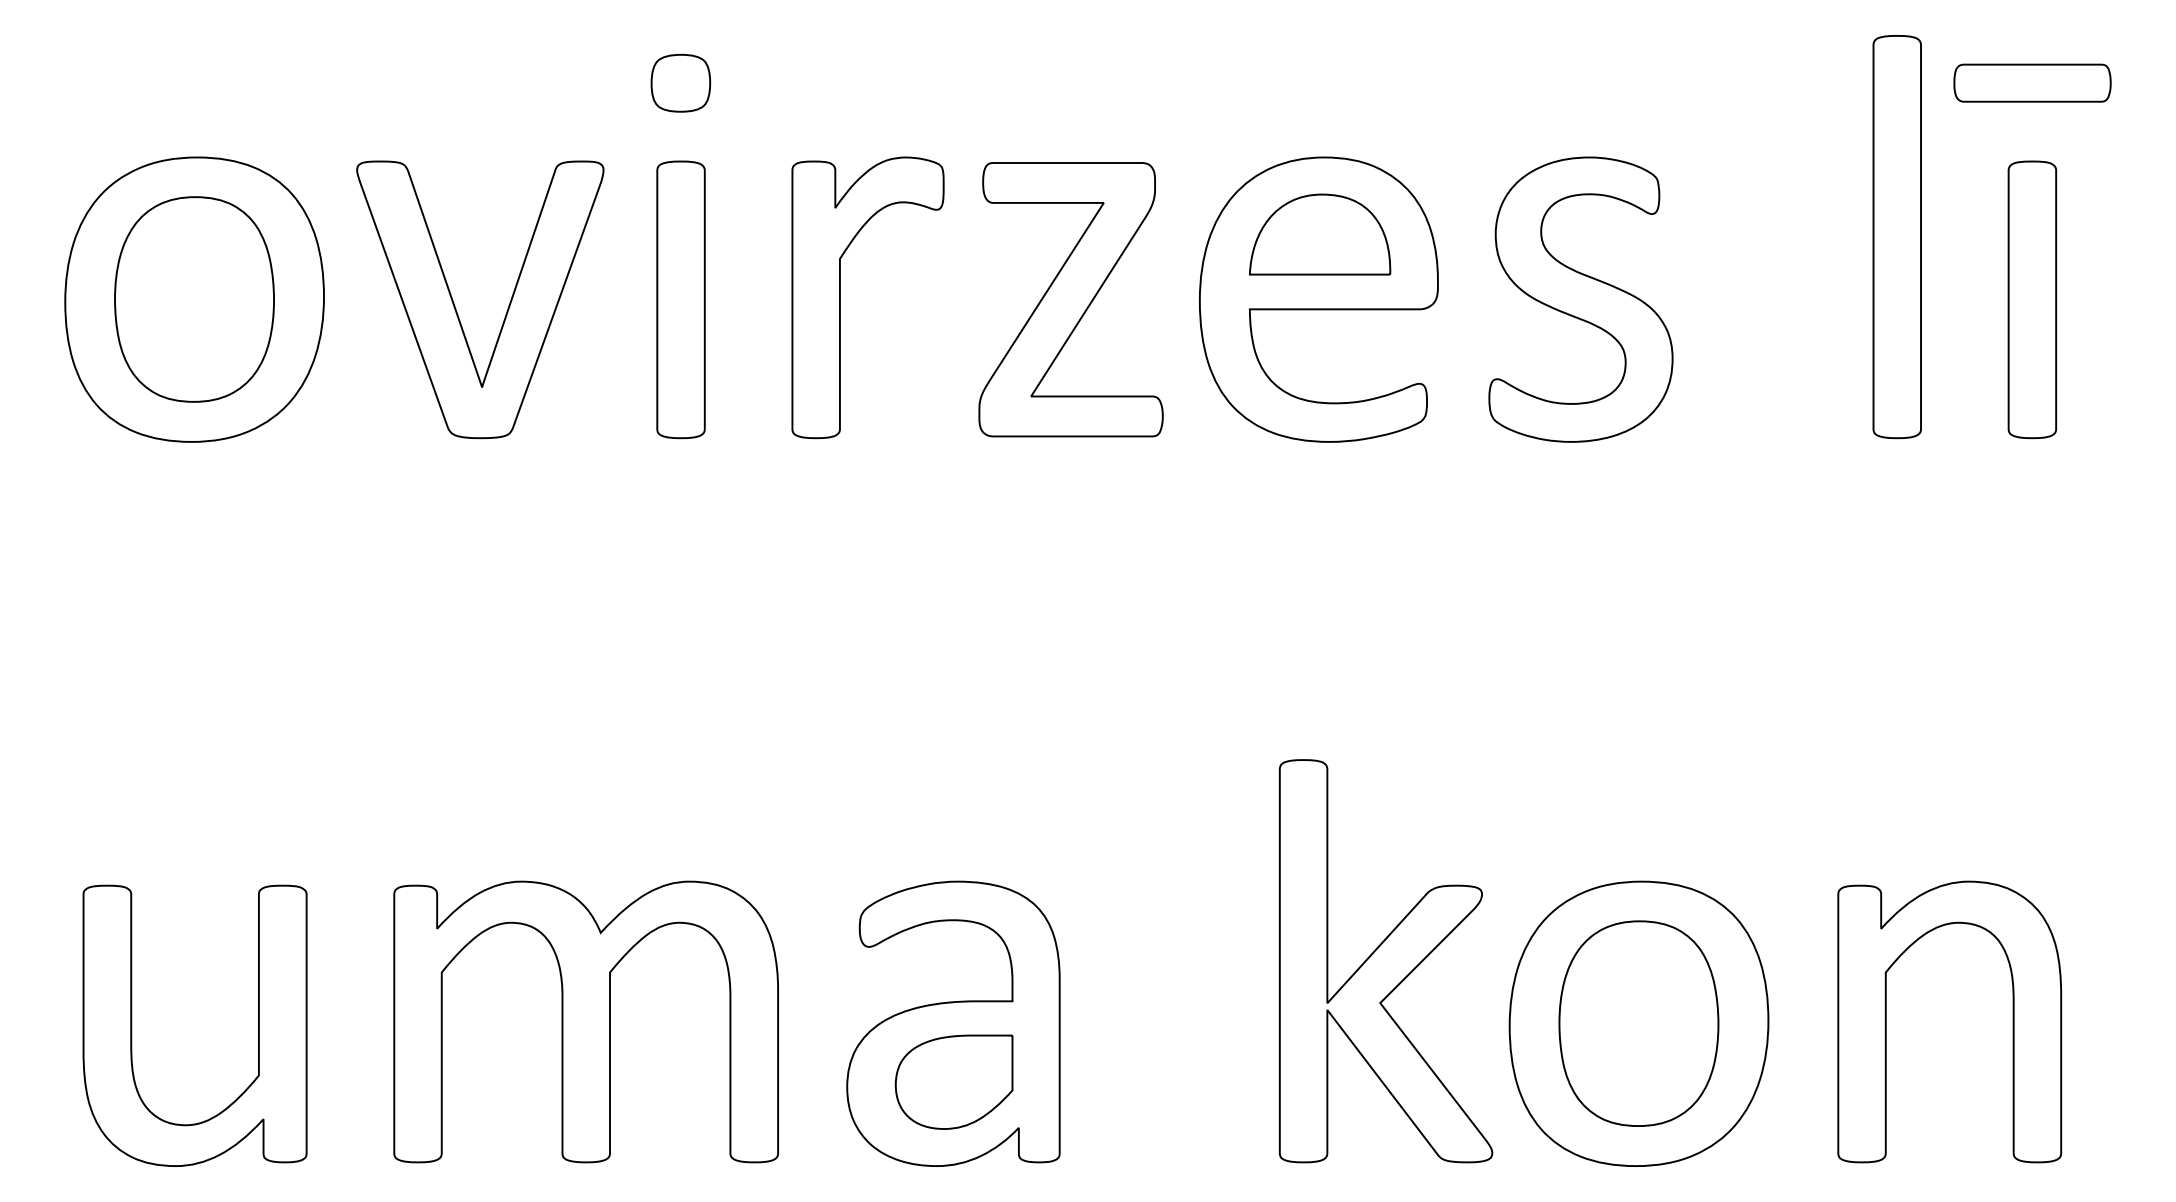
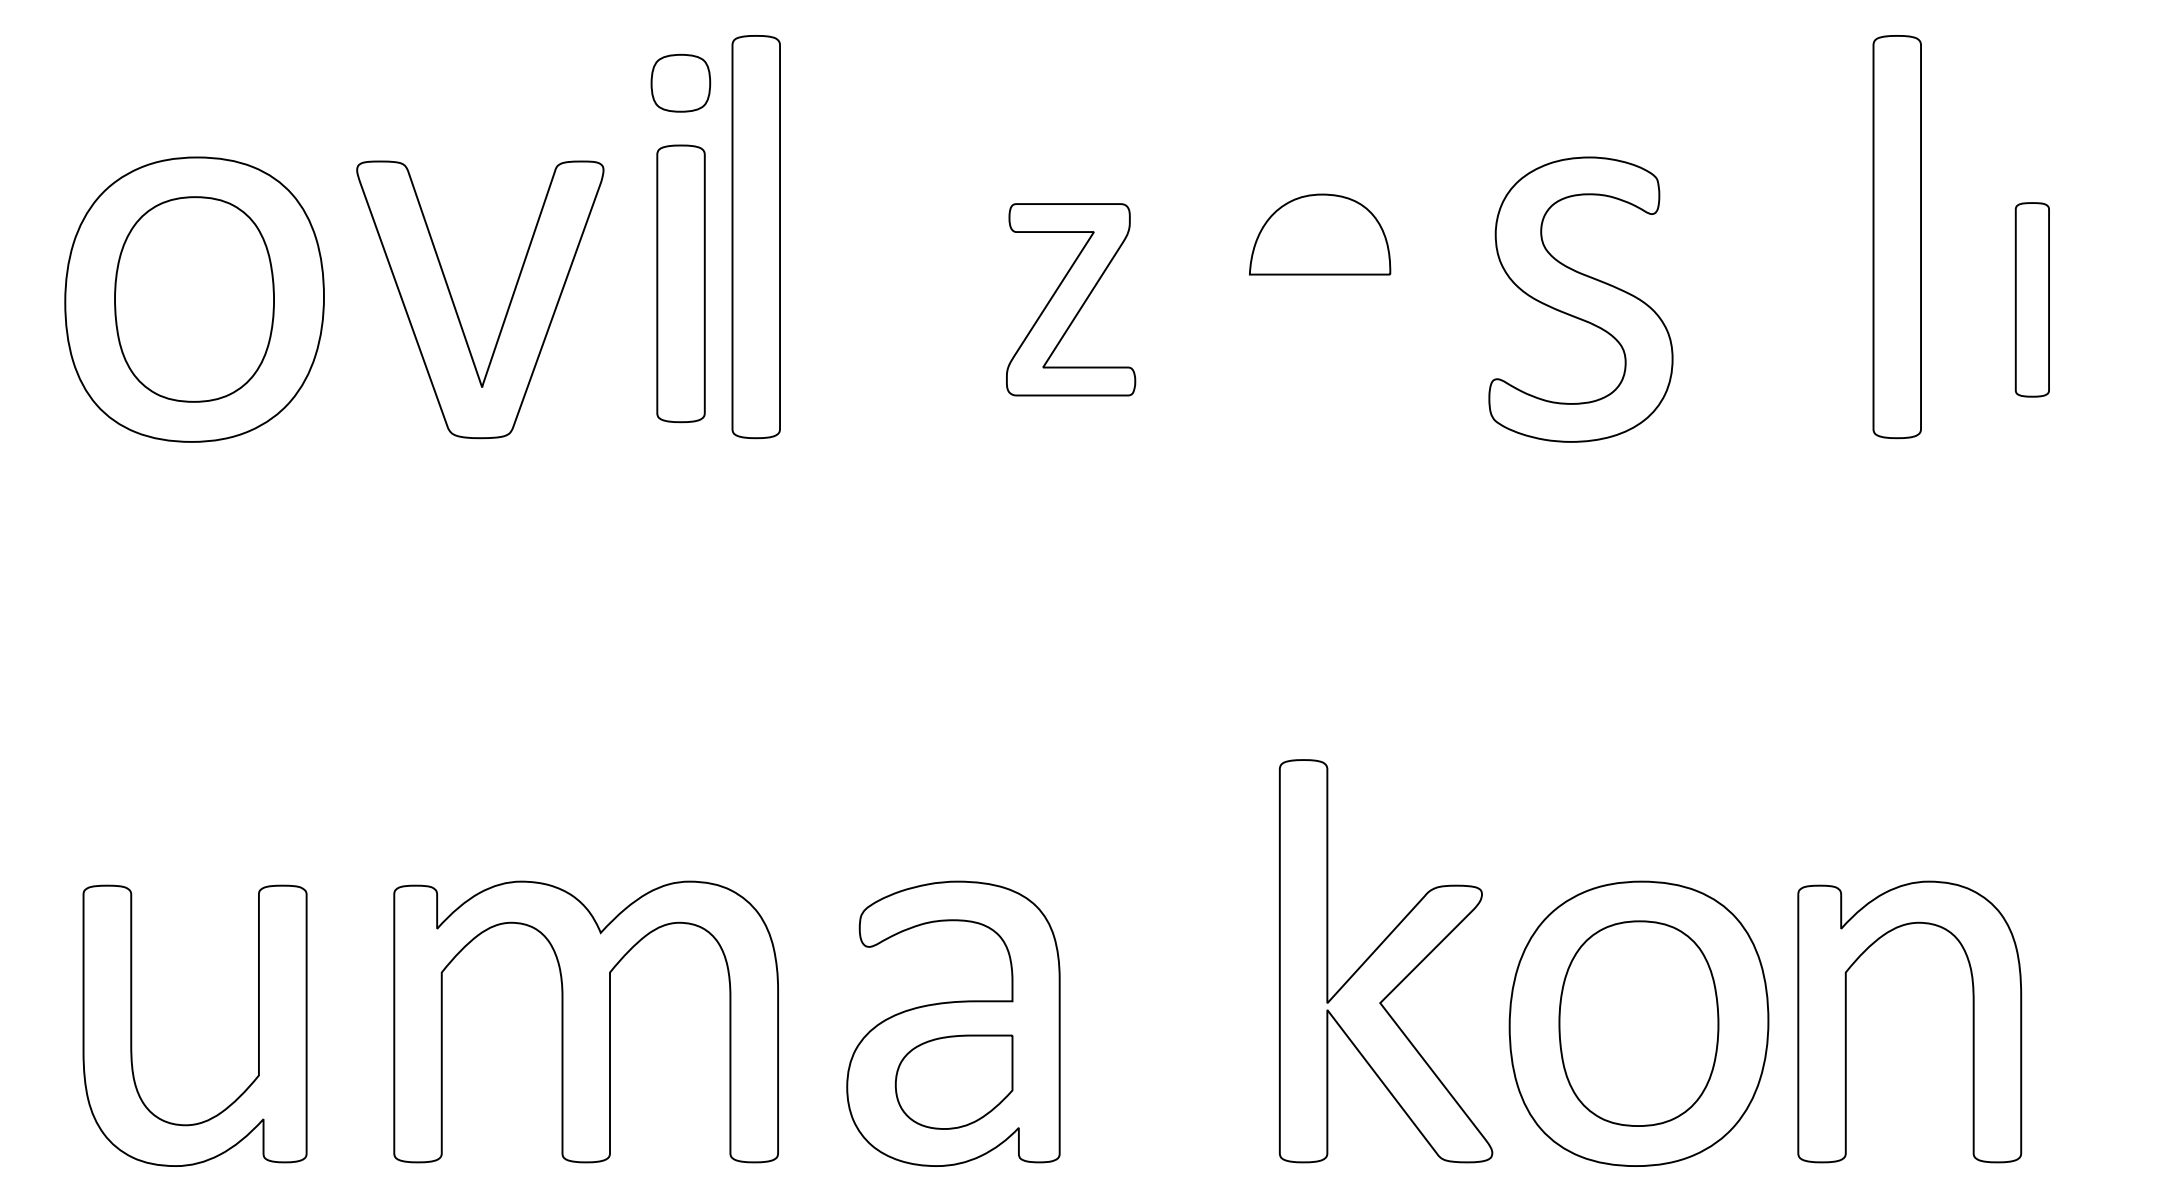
part: present -> none (2032, 82)
part: none -> present (755, 237)
part: present -> none (840, 297)
part position: (680, 299) -> (680, 283) (680, 283)
part size: 186x276 px -> 131x194 px (1071, 299)
part: present -> none (1318, 299)
part size: 51x280 px -> 36x196 px (2031, 299)
part position: (1886, 1021) -> (1846, 1021) (1846, 1021)
